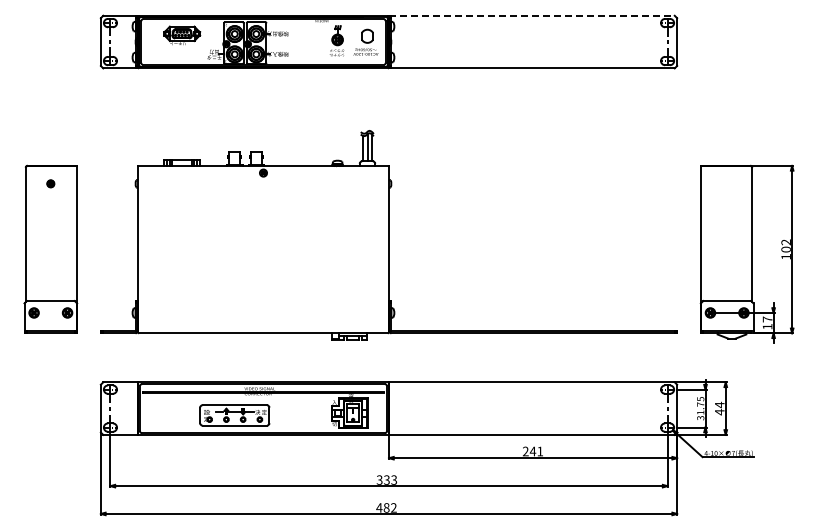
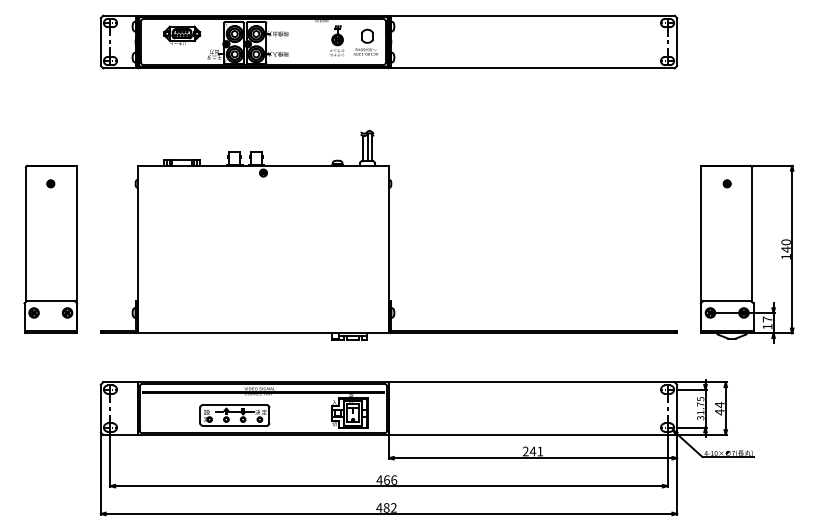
line: dashed -> solid (531, 15)
part: none -> present (726, 183)
text: 102 -> 140 (785, 245)
text: 333 -> 466 (386, 479)
